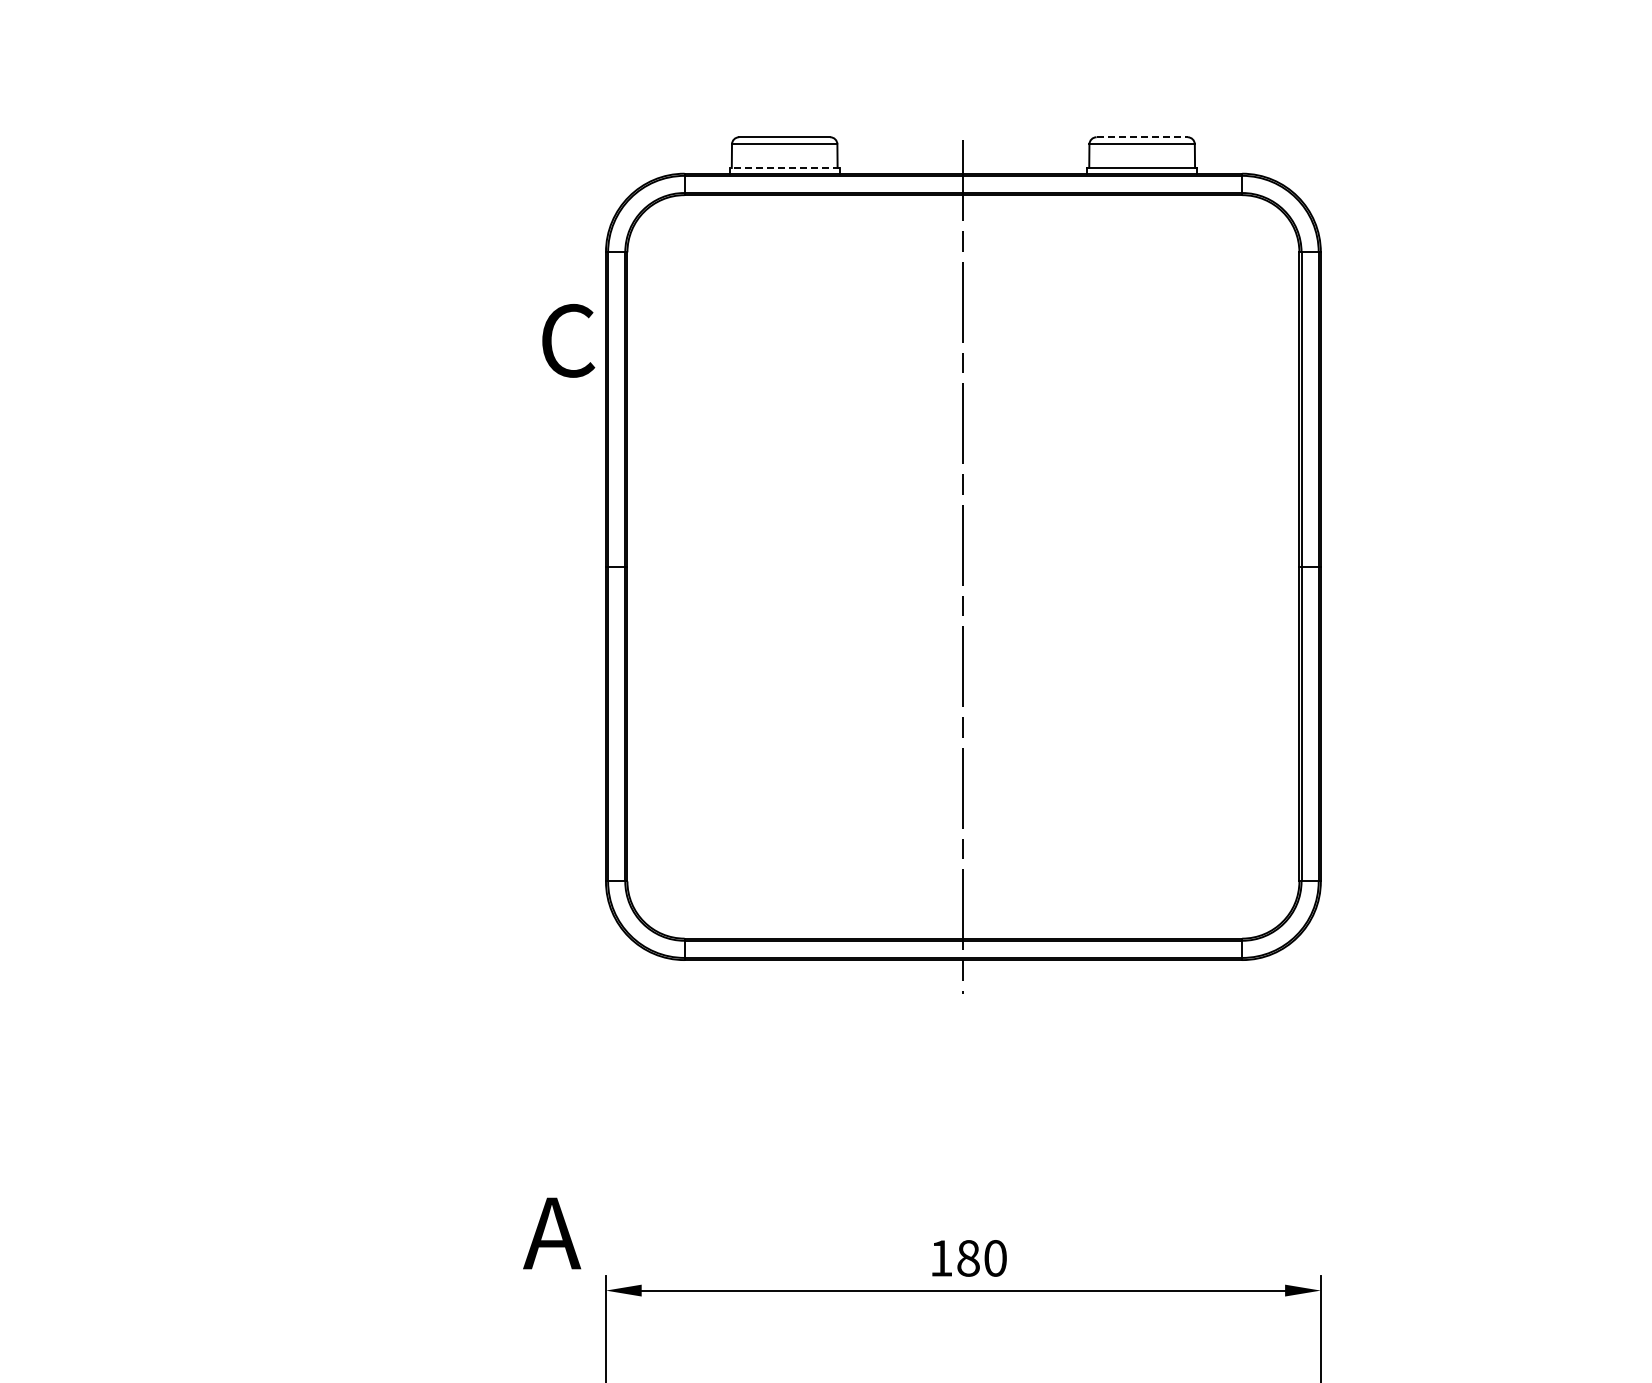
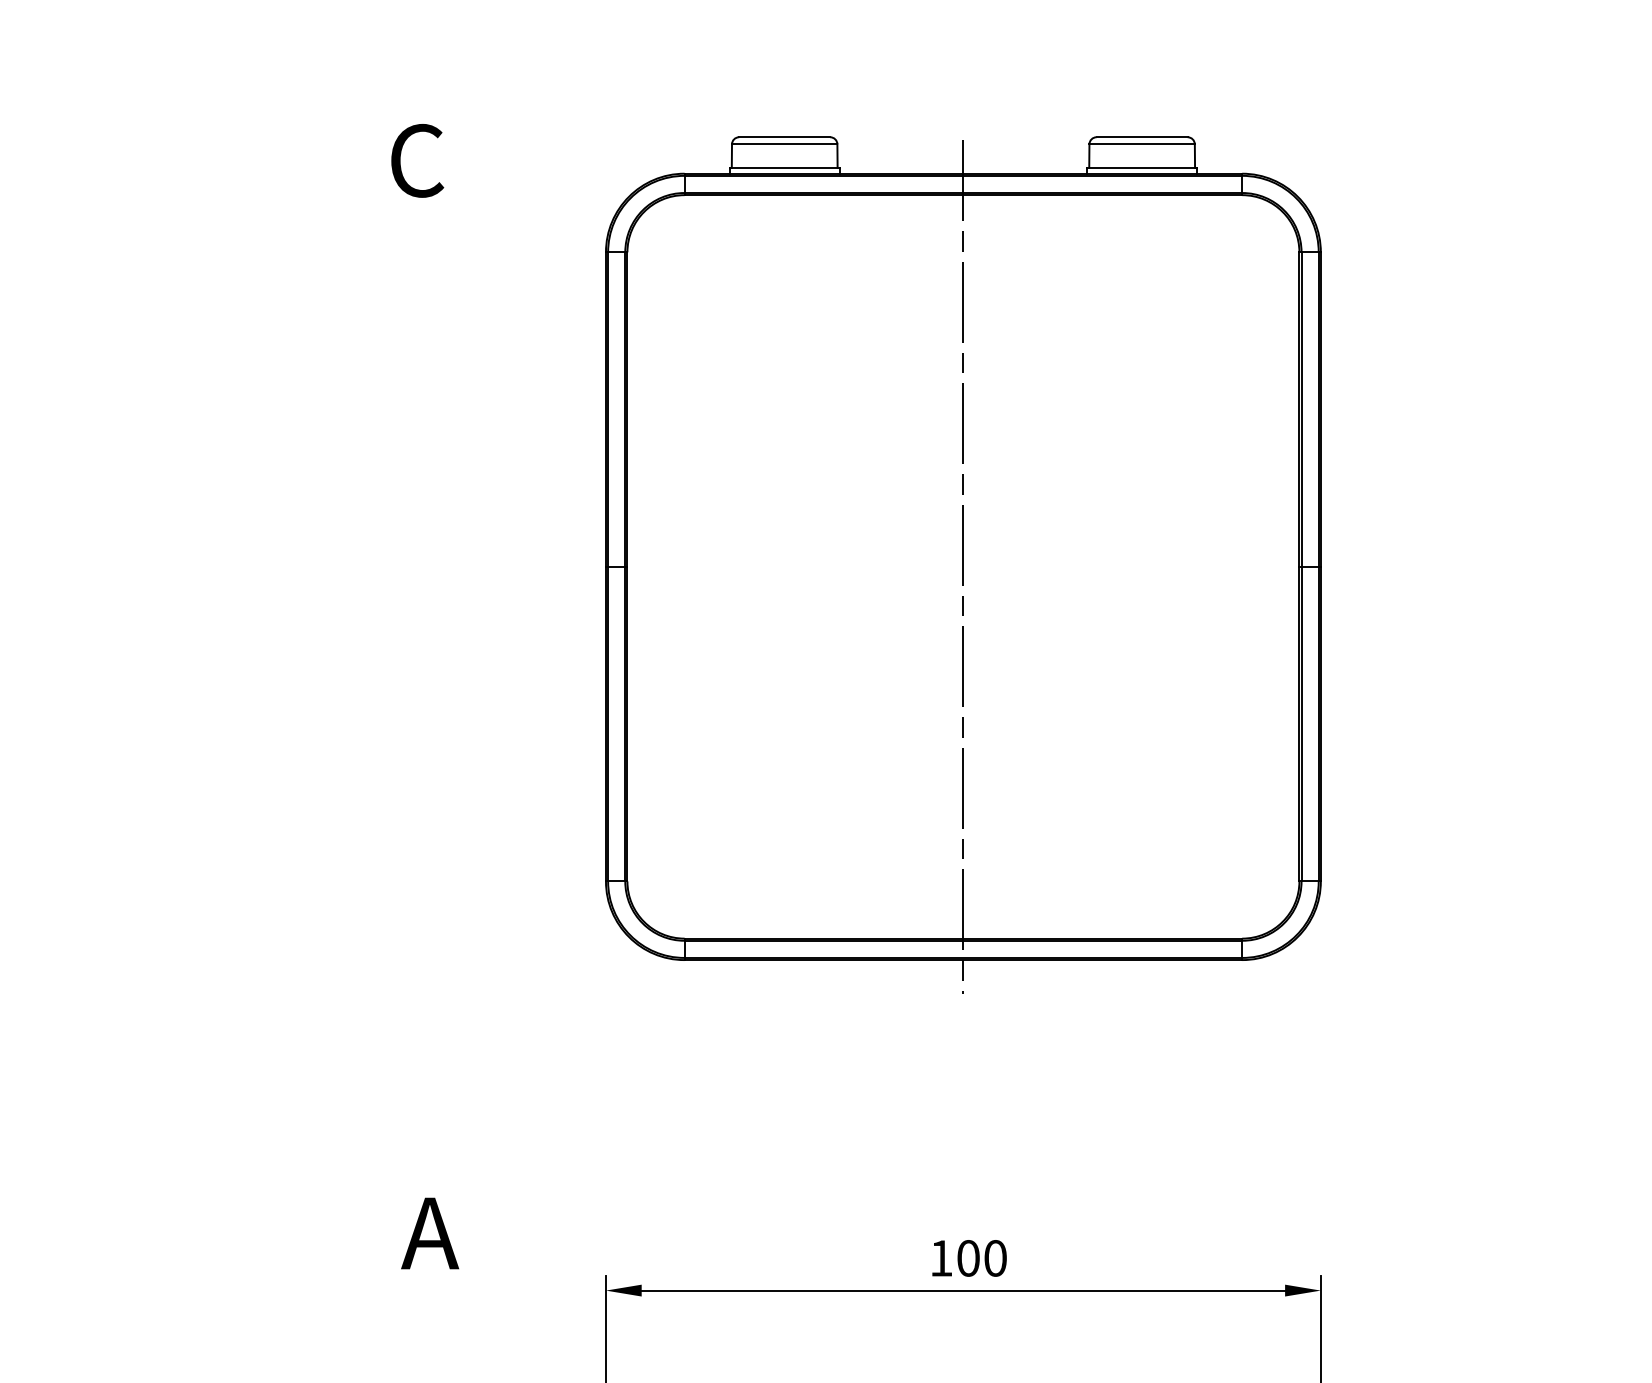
line: dashed -> solid (1142, 137)
line: dashed -> solid (784, 168)
text position: (568, 340) -> (417, 160) (417, 160)
text position: (552, 1233) -> (430, 1233) (430, 1233)
text: 180 -> 100 (968, 1258)
